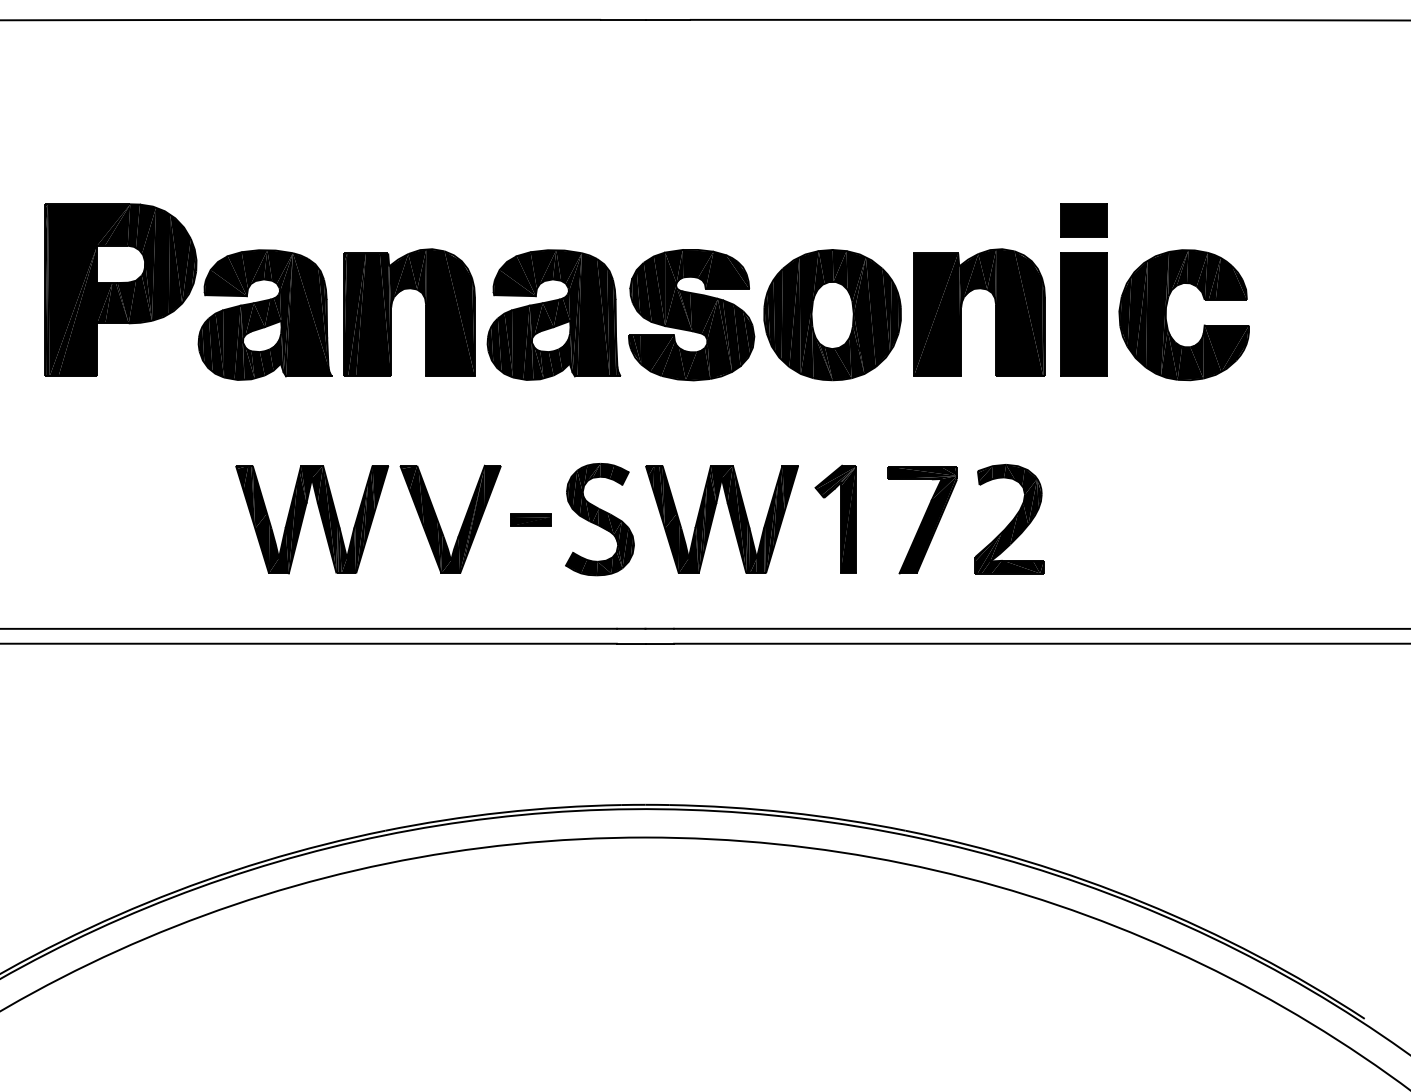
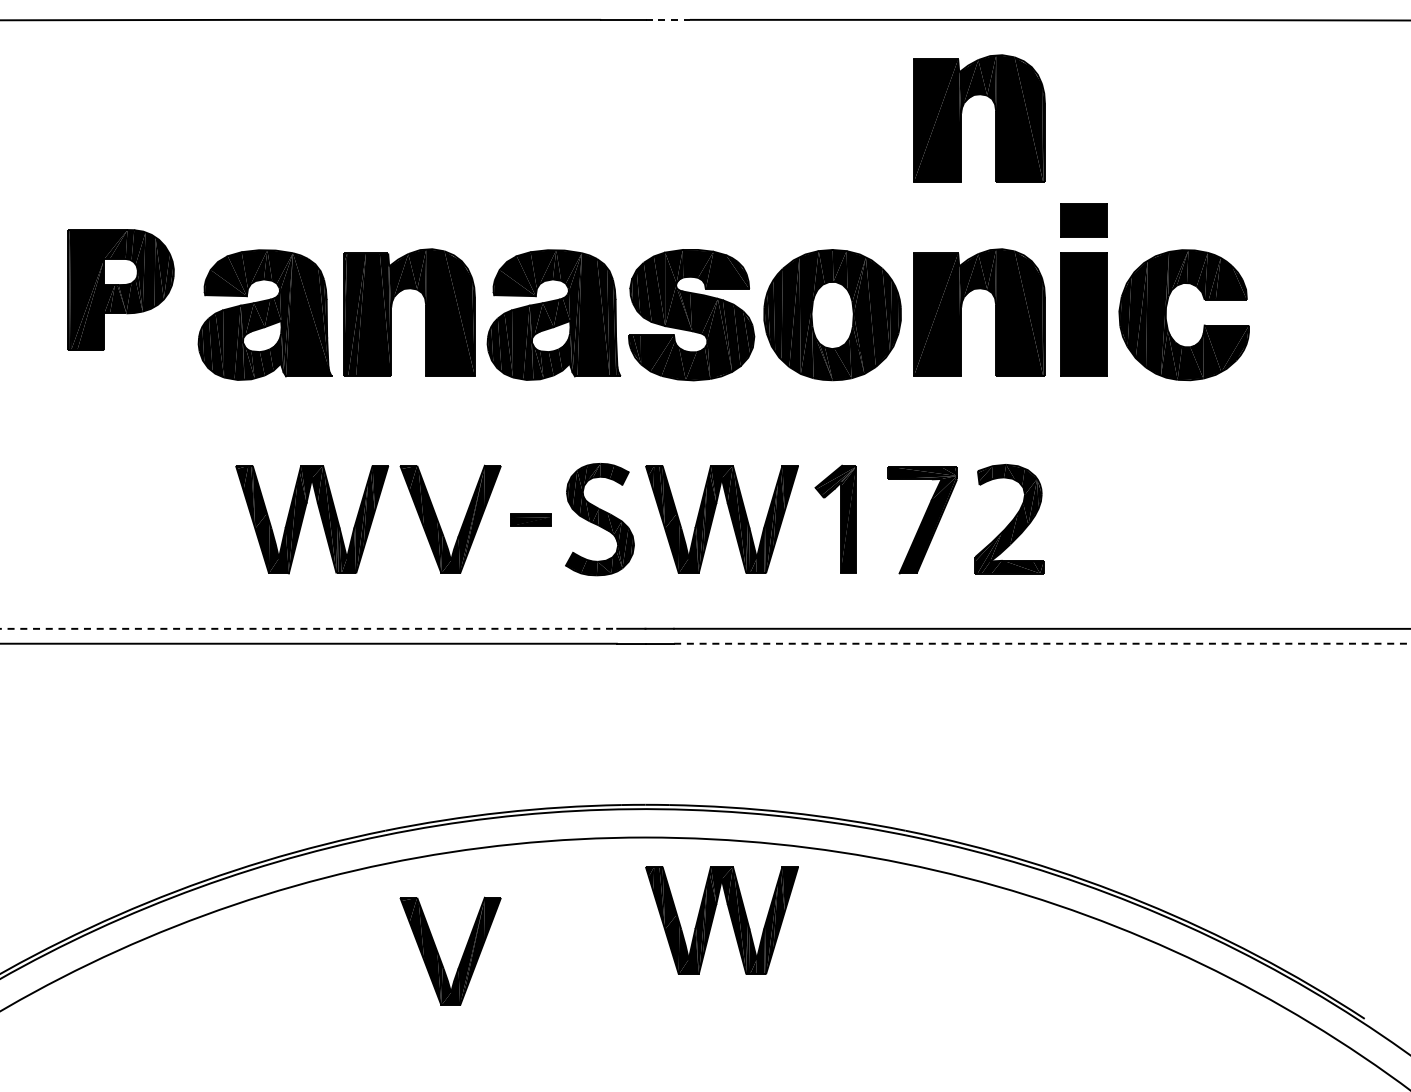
line: solid -> dashed (668, 19)
part: none -> present (995, 118)
part size: 154x174 px -> 108x122 px (120, 289)
line: solid -> dashed (309, 628)
line: solid -> dashed (1042, 643)
part: none -> present (713, 920)
part: none -> present (439, 954)
